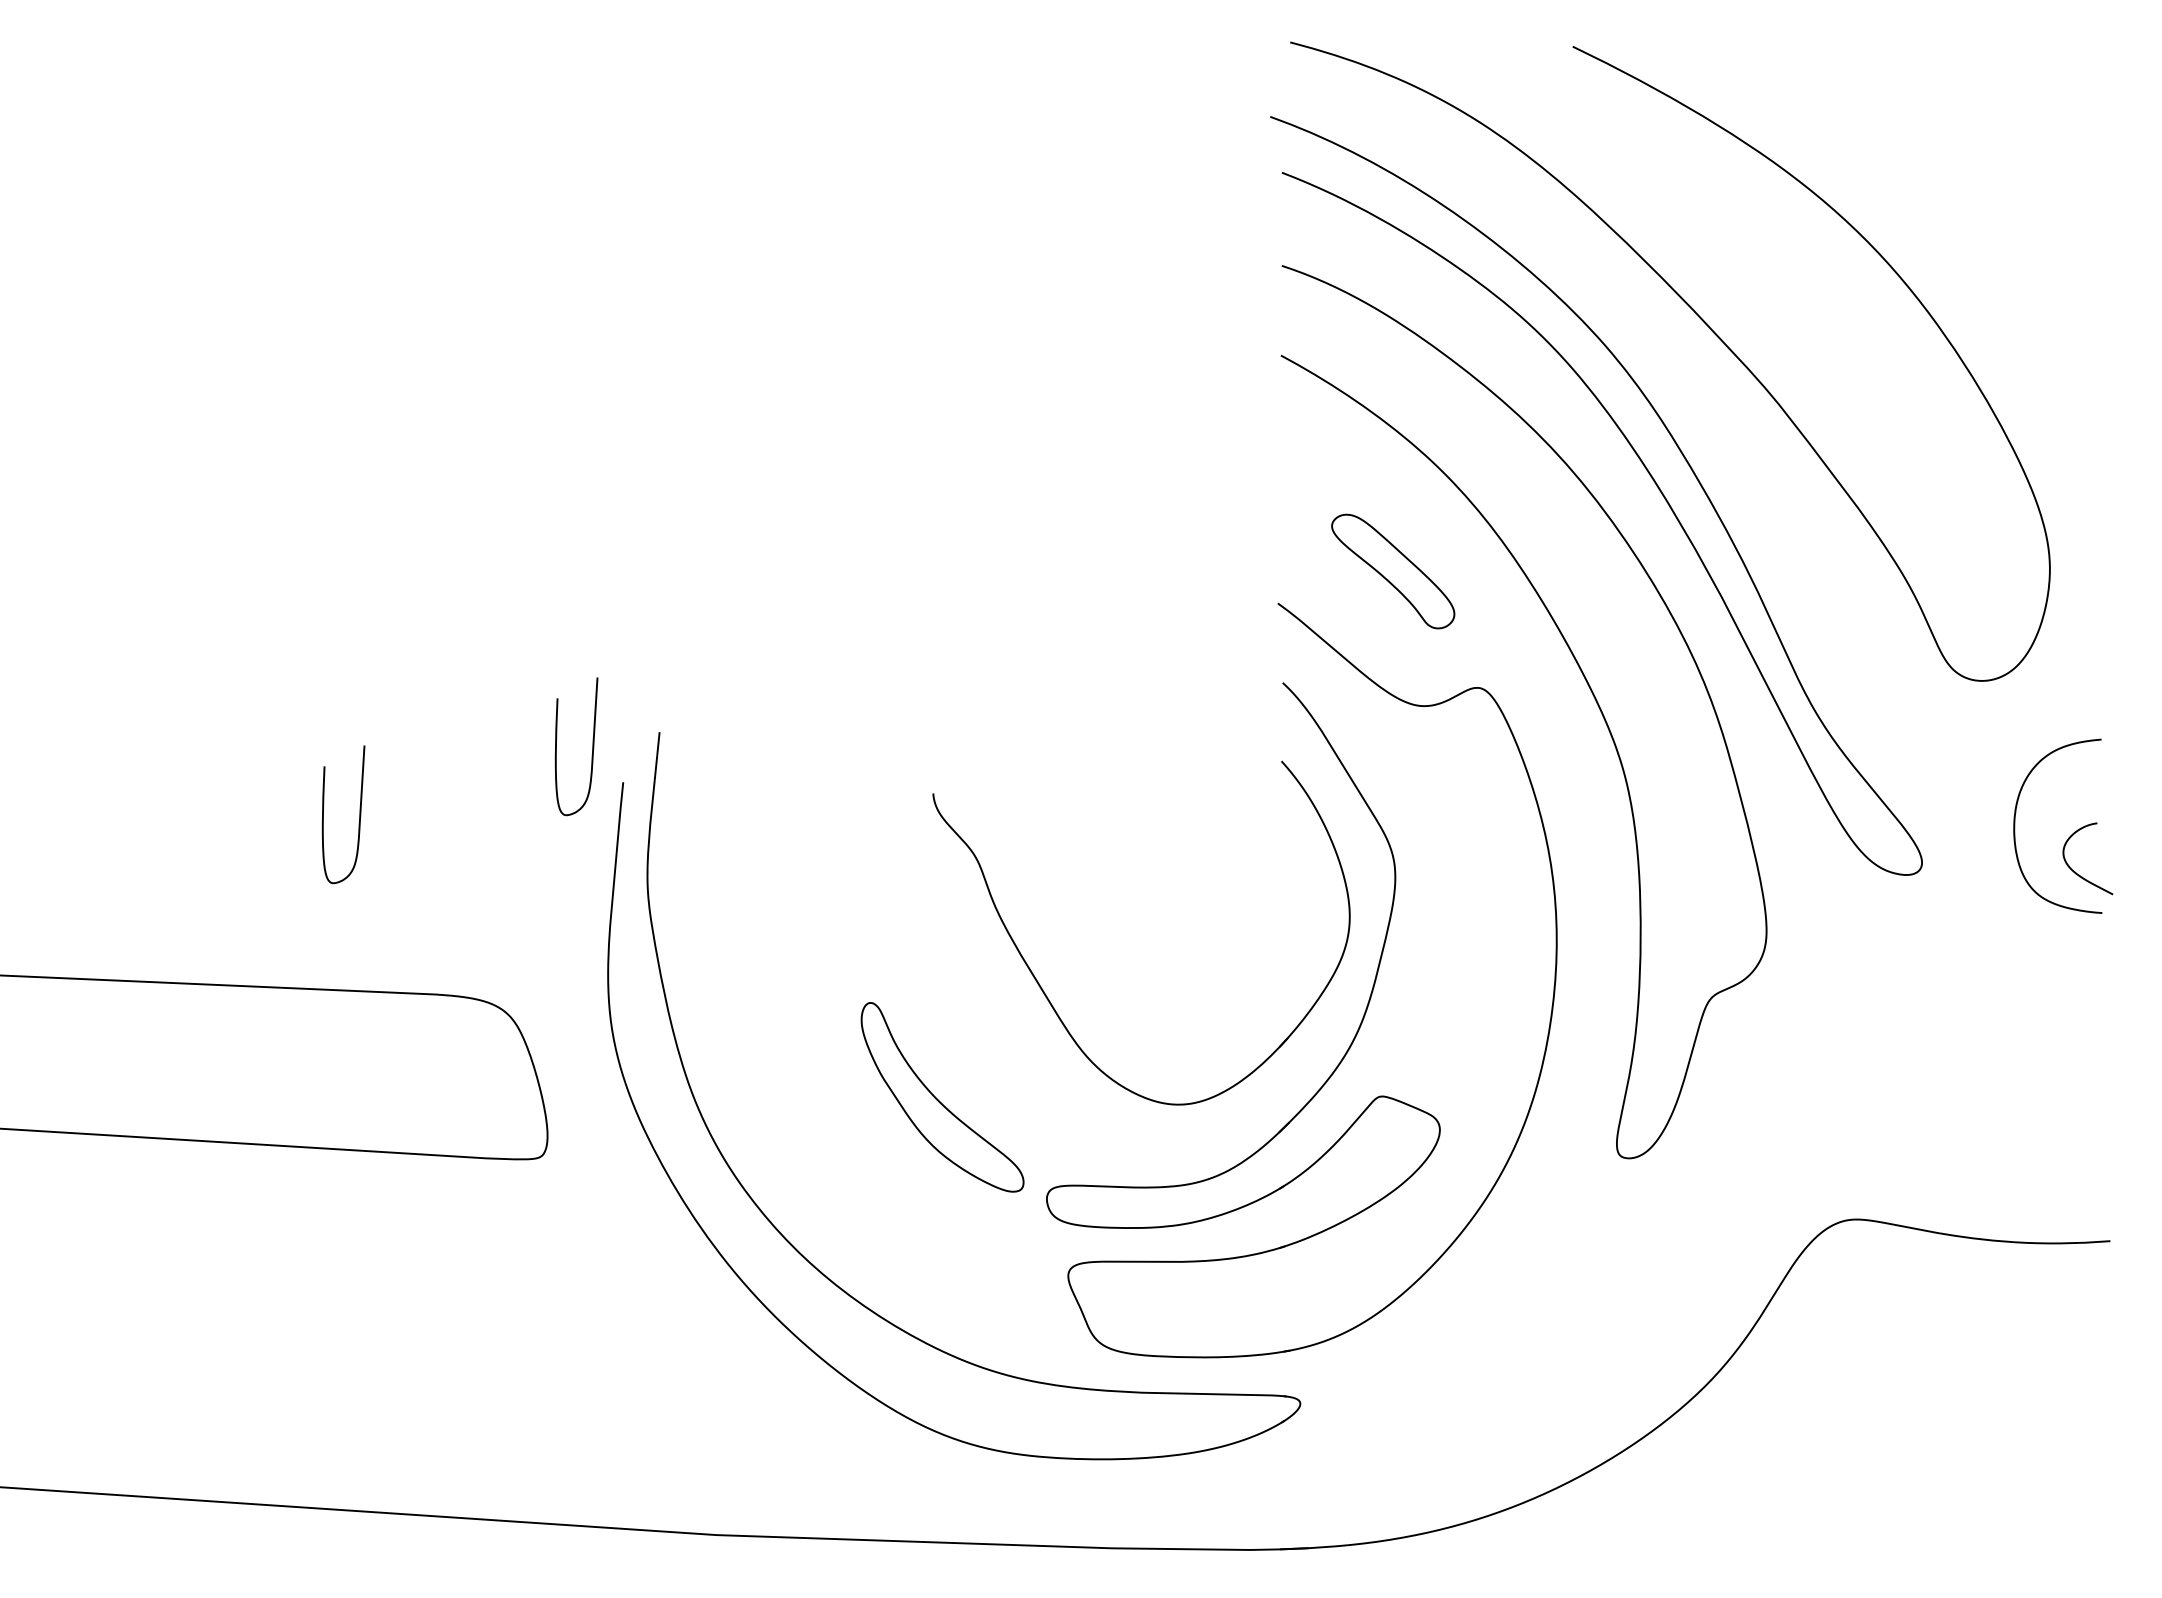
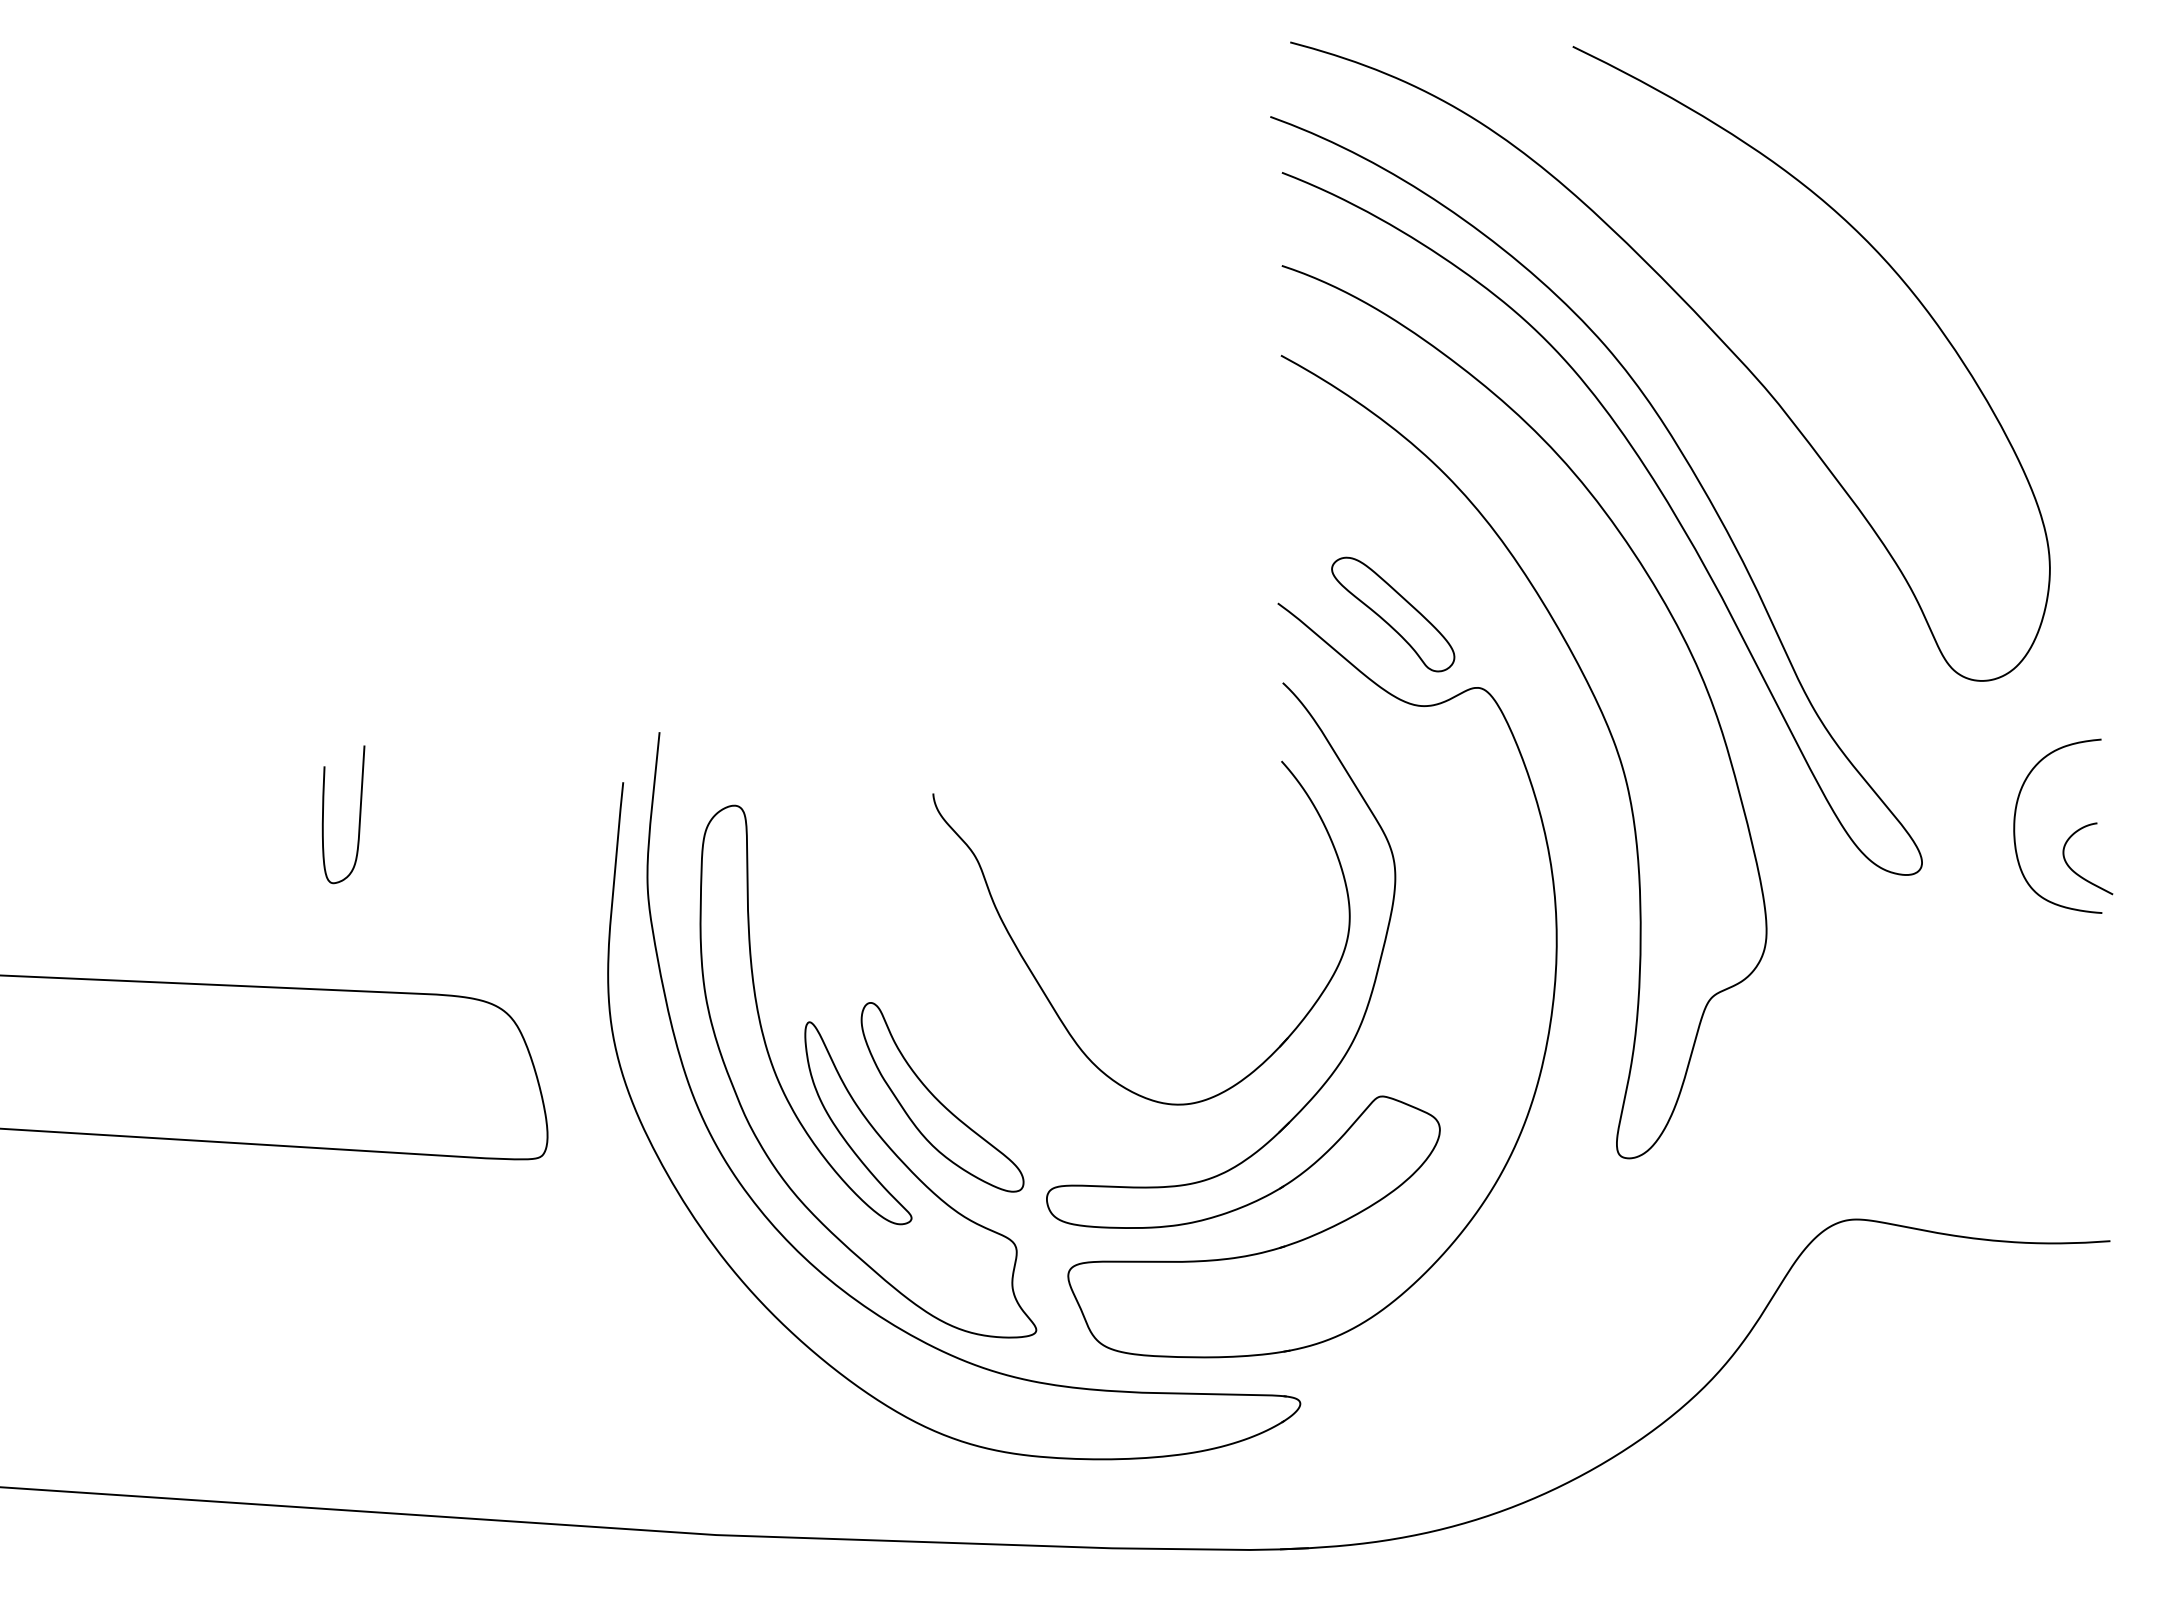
part position: (1393, 571) -> (1393, 614) (1393, 614)
curve: present -> none (592, 746)
part: none -> present (844, 1082)
